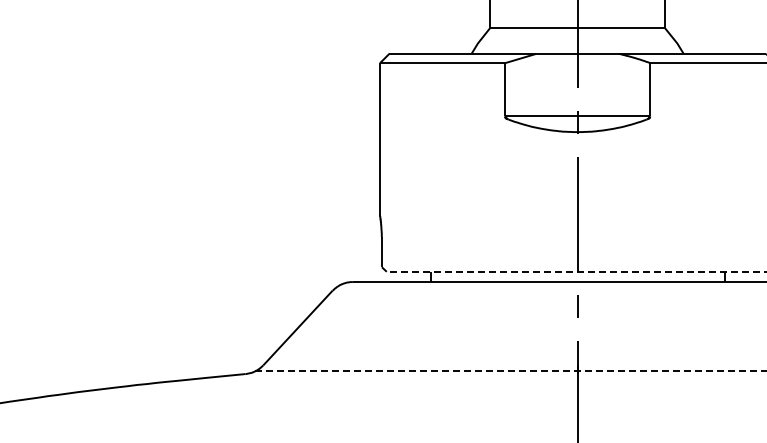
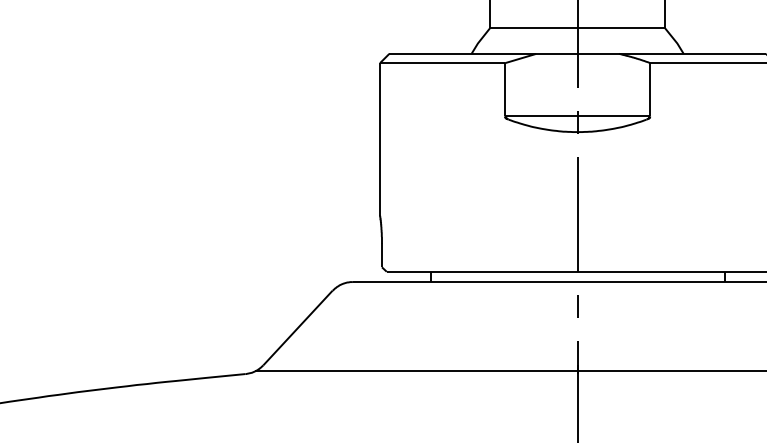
line: dashed -> solid (576, 271)
line: dashed -> solid (511, 371)
